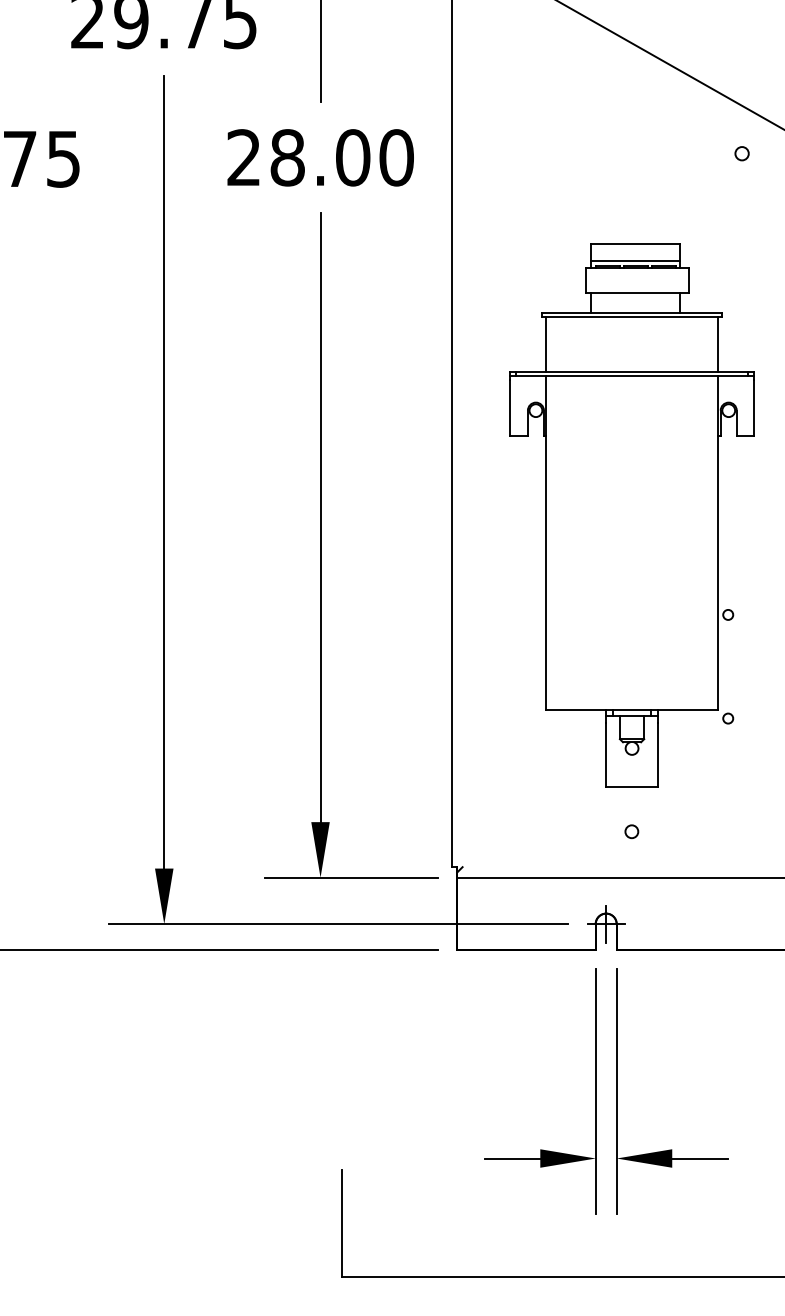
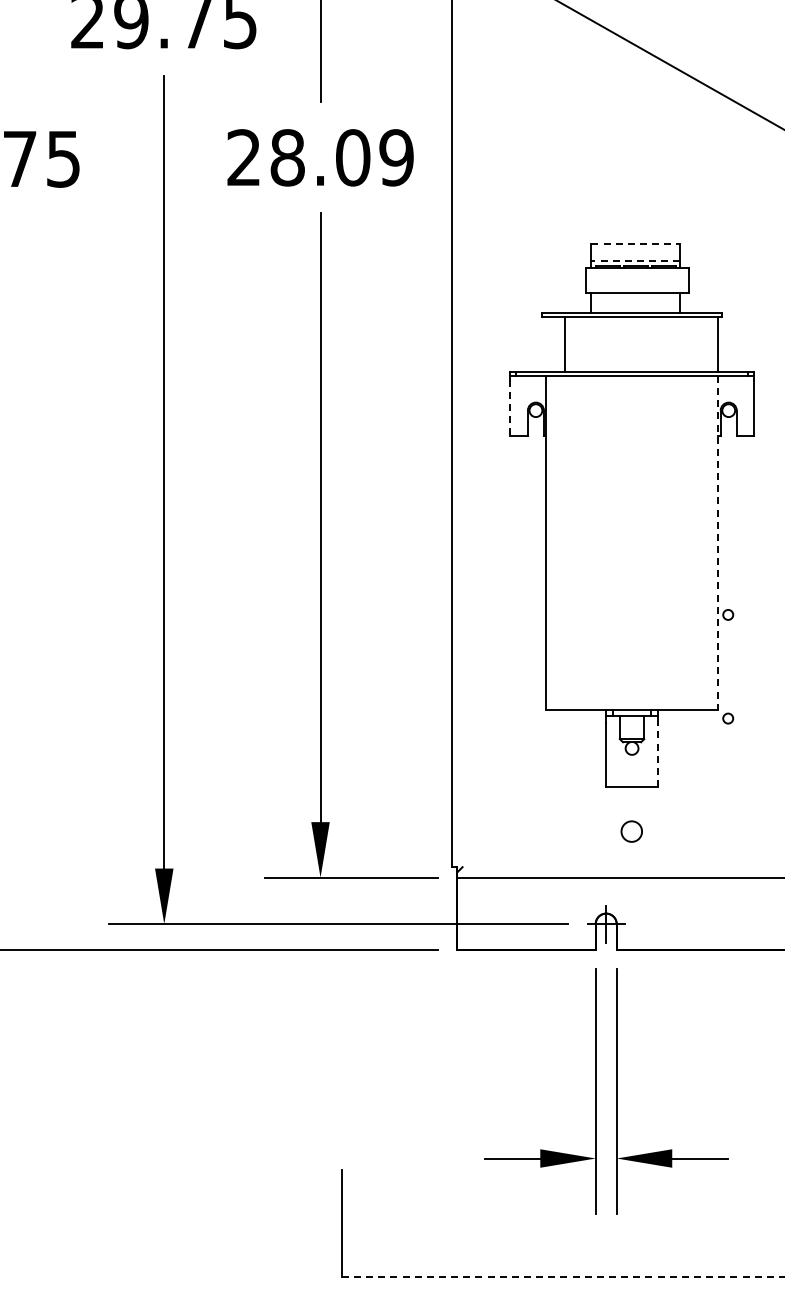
circle: present -> none (741, 153)
text: 28.00 -> 28.09 (396, 157)
line: solid -> dashed (636, 243)
line: solid -> dashed (635, 261)
line position: (545, 344) -> (564, 344) (564, 344)
line: solid -> dashed (510, 408)
line: solid -> dashed (718, 542)
line: solid -> dashed (657, 754)
circle size: 16x16 px -> 23x23 px (631, 831)
line: solid -> dashed (563, 1276)
